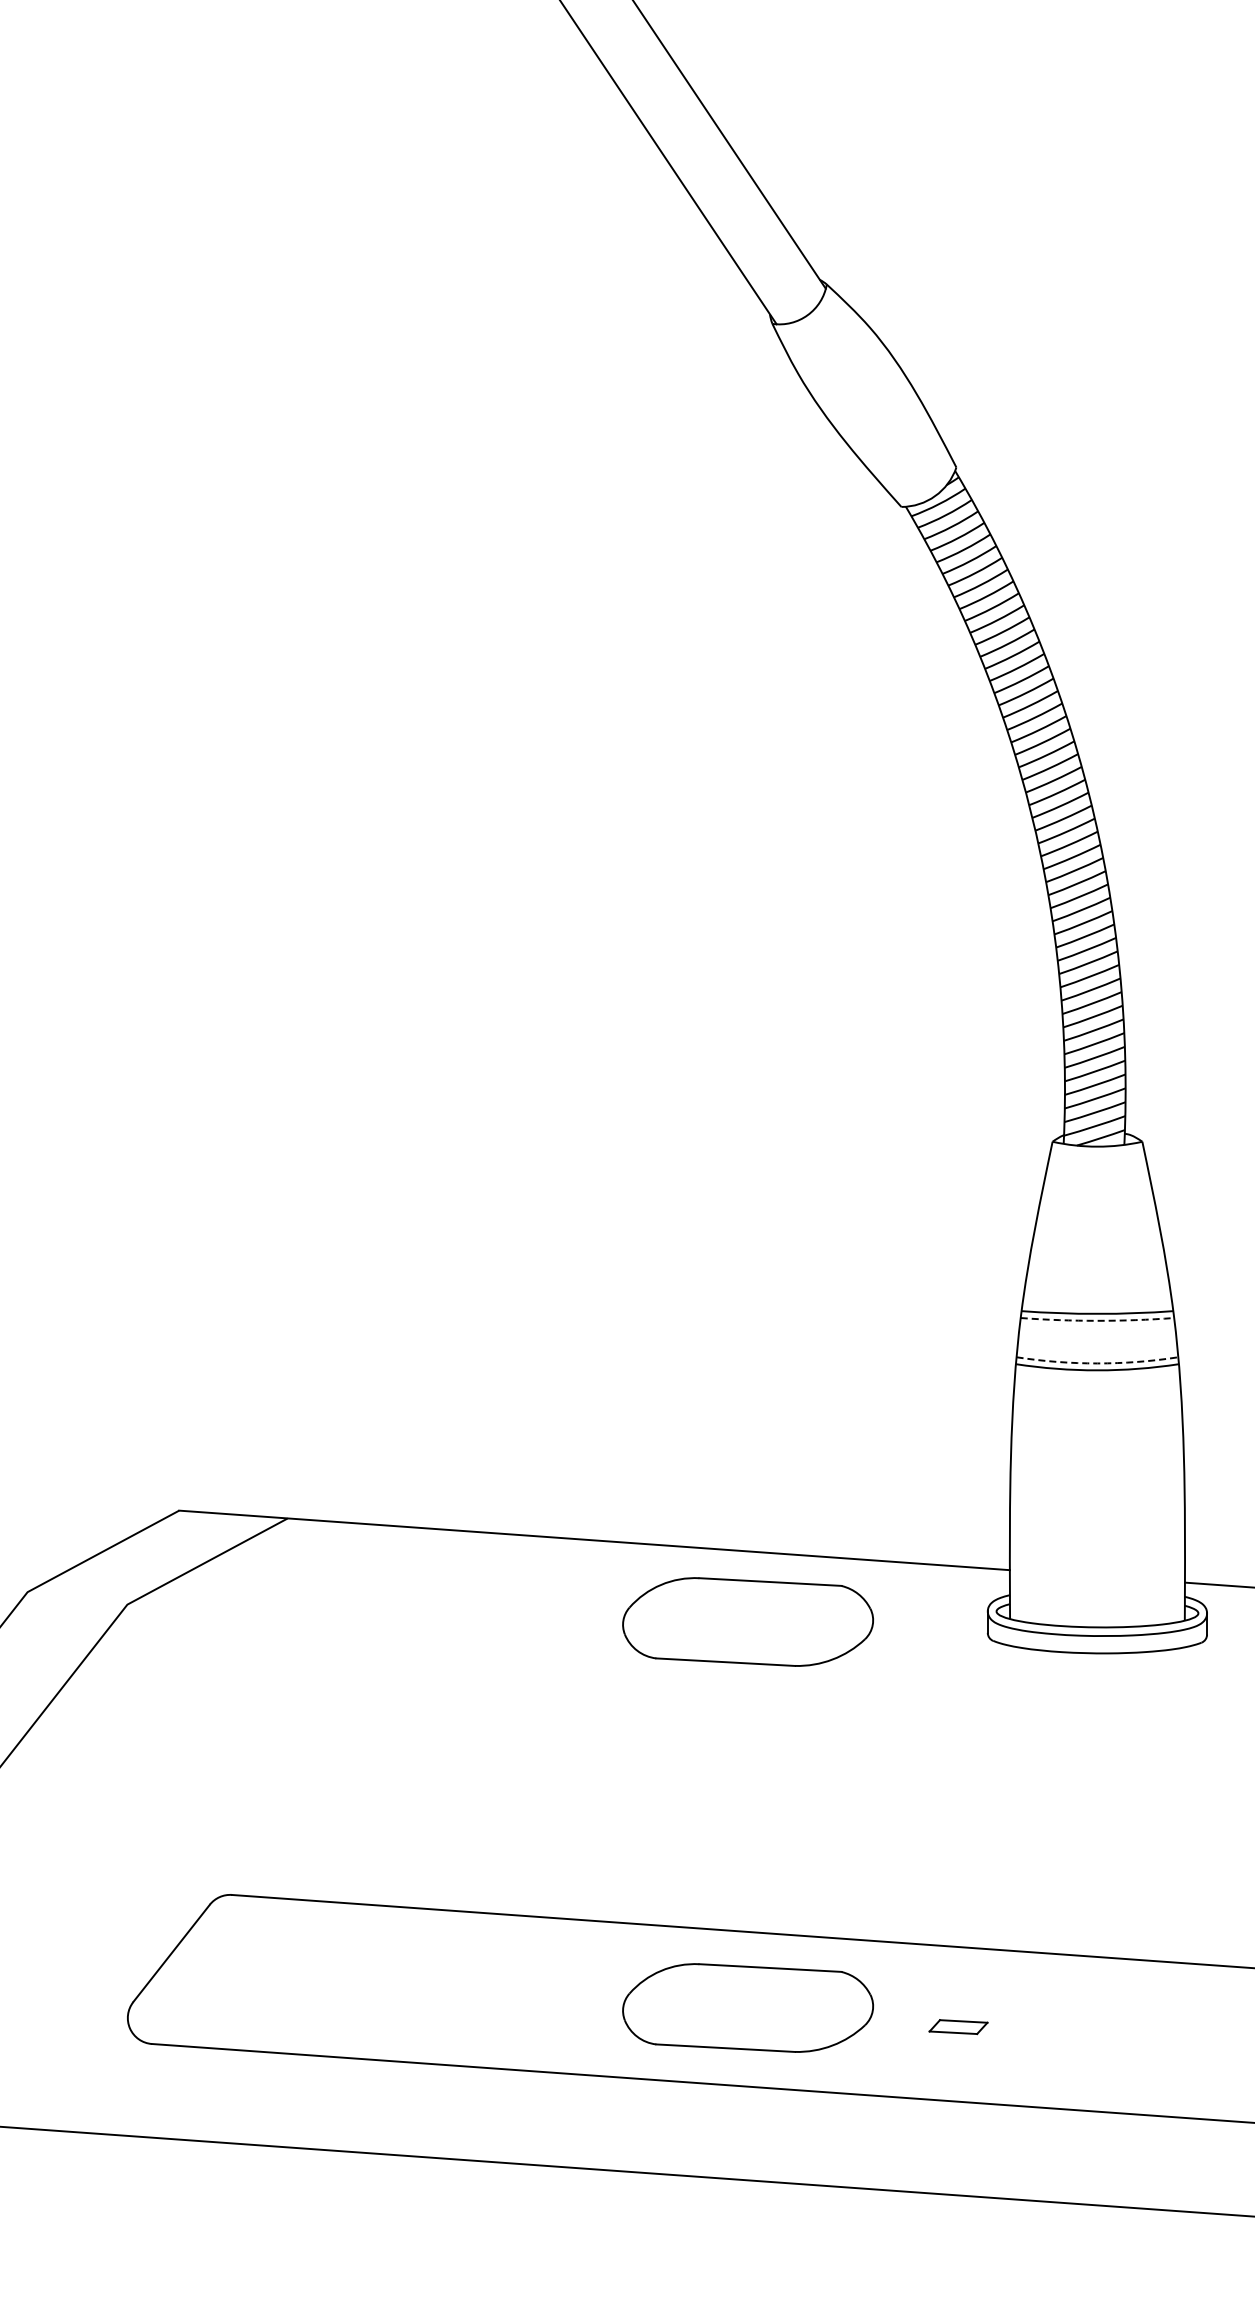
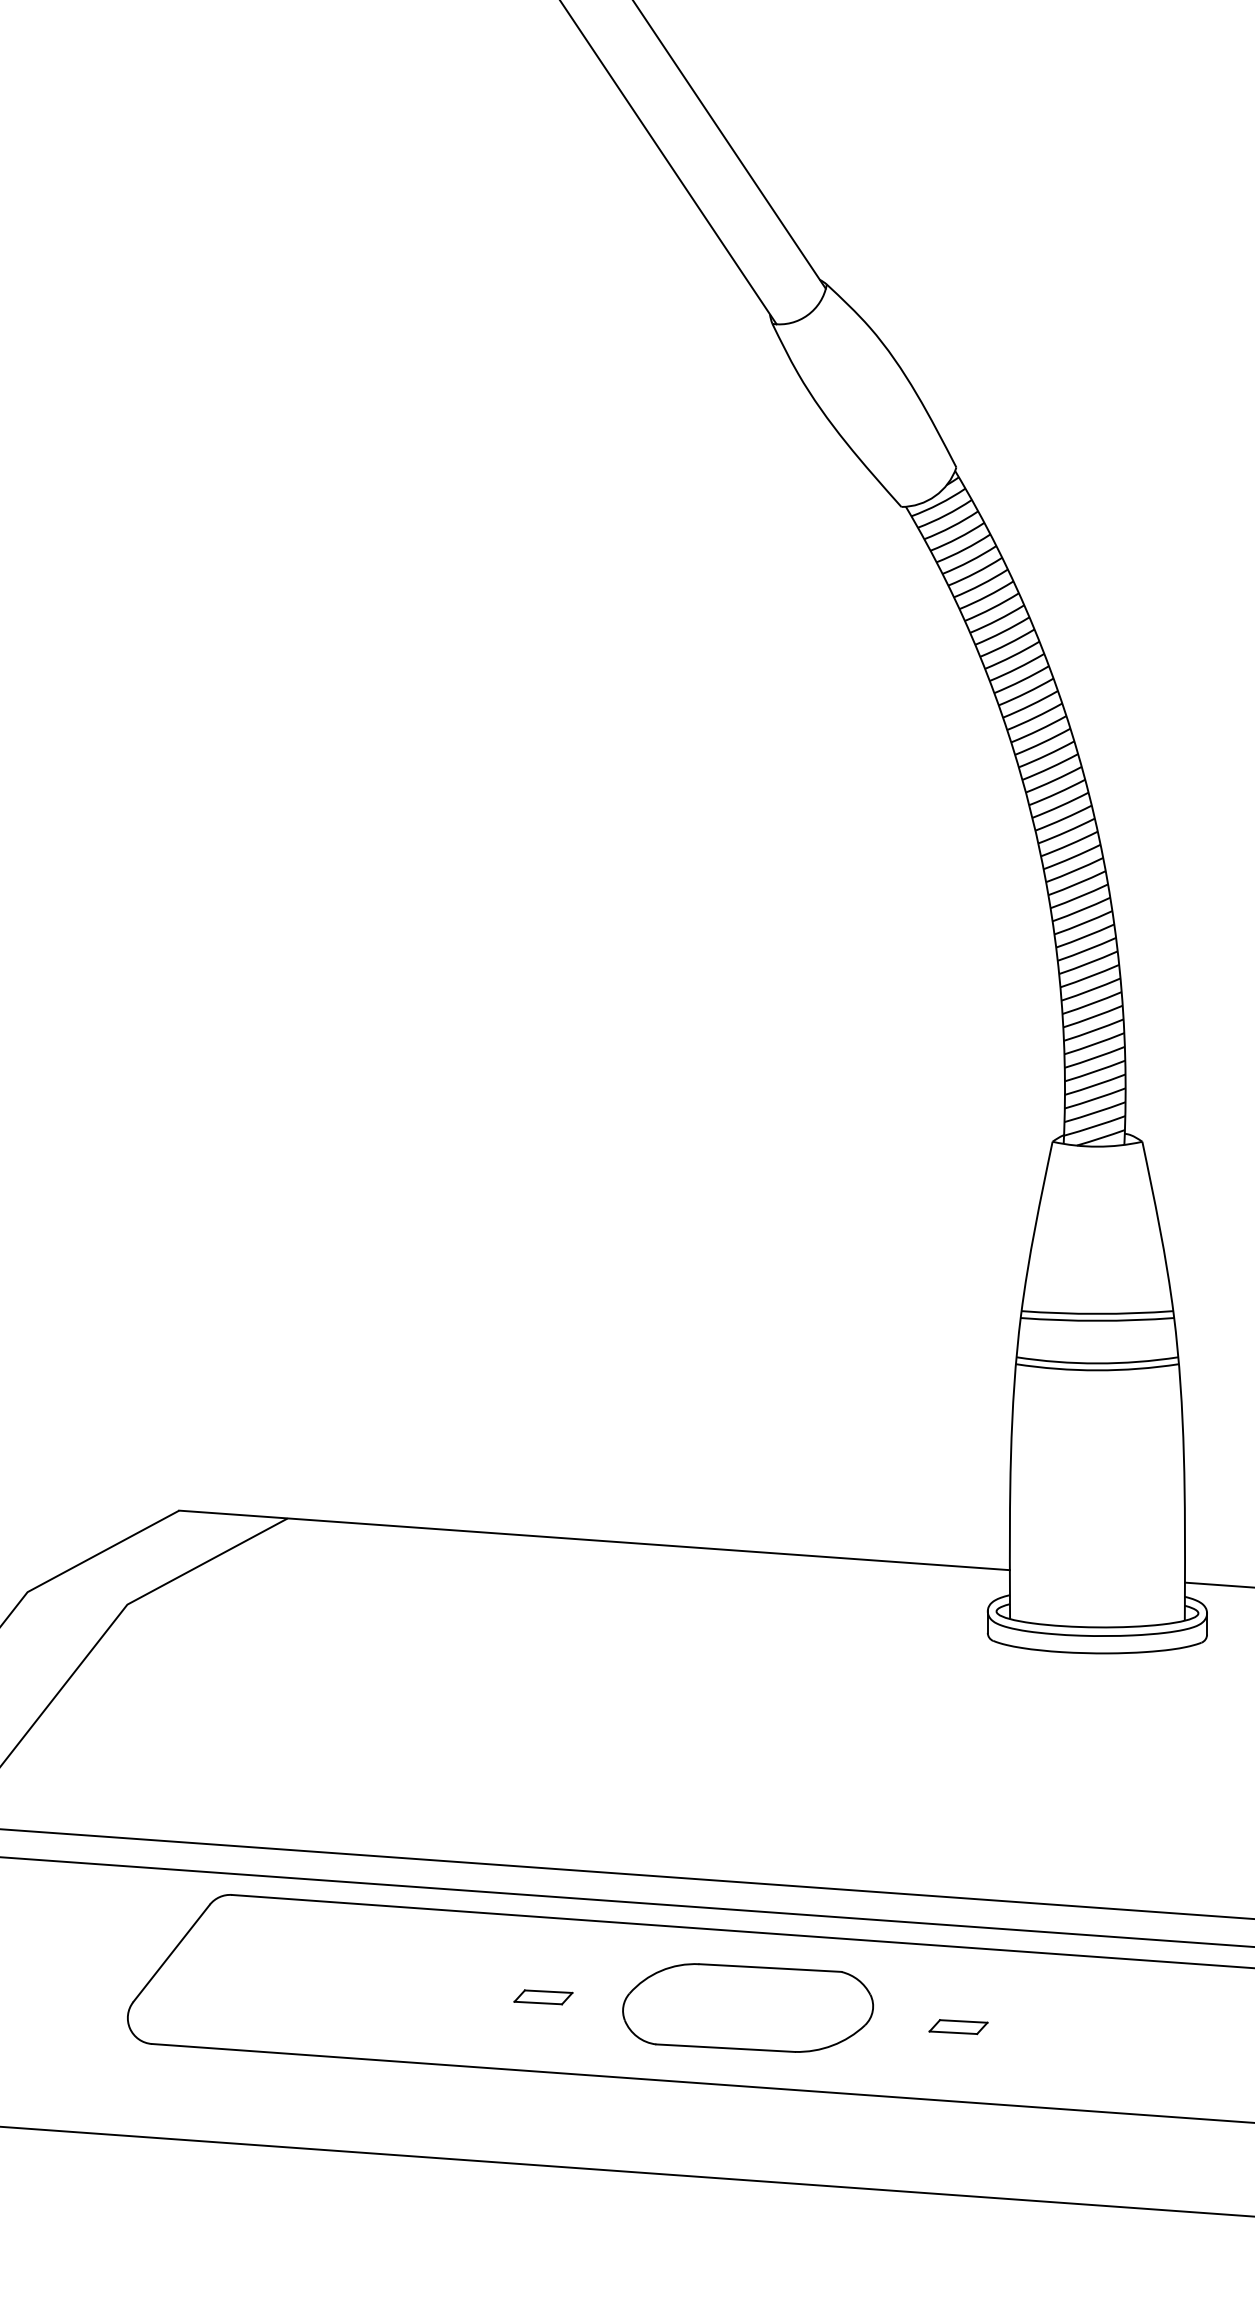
arc: dashed -> solid (1097, 1320)
arc: dashed -> solid (1097, 1363)
part: present -> none (747, 1621)
line: none -> present (626, 1873)
line: none -> present (626, 1901)
part: none -> present (543, 1997)
